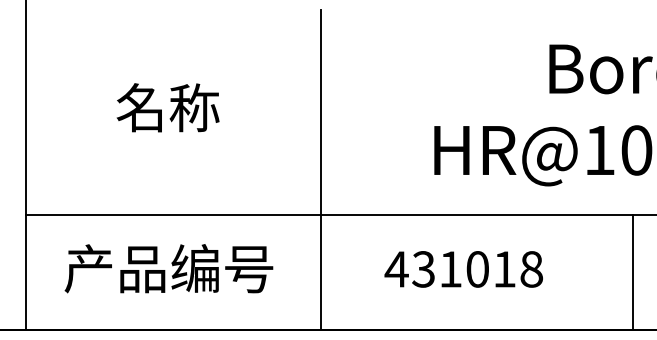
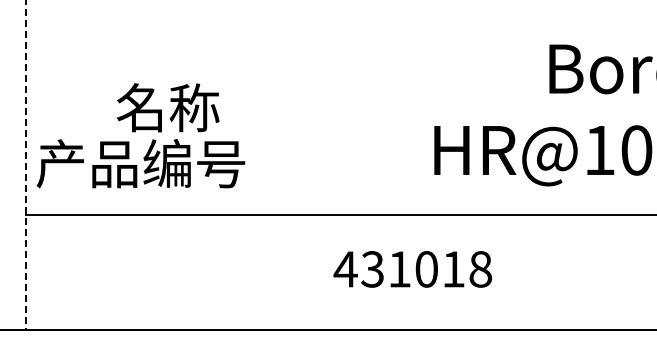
line: solid -> dashed (25, 164)
line: present -> none (321, 169)
text position: (168, 268) -> (140, 163) (140, 163)
text position: (463, 269) -> (412, 269) (412, 269)
line: present -> none (632, 272)
